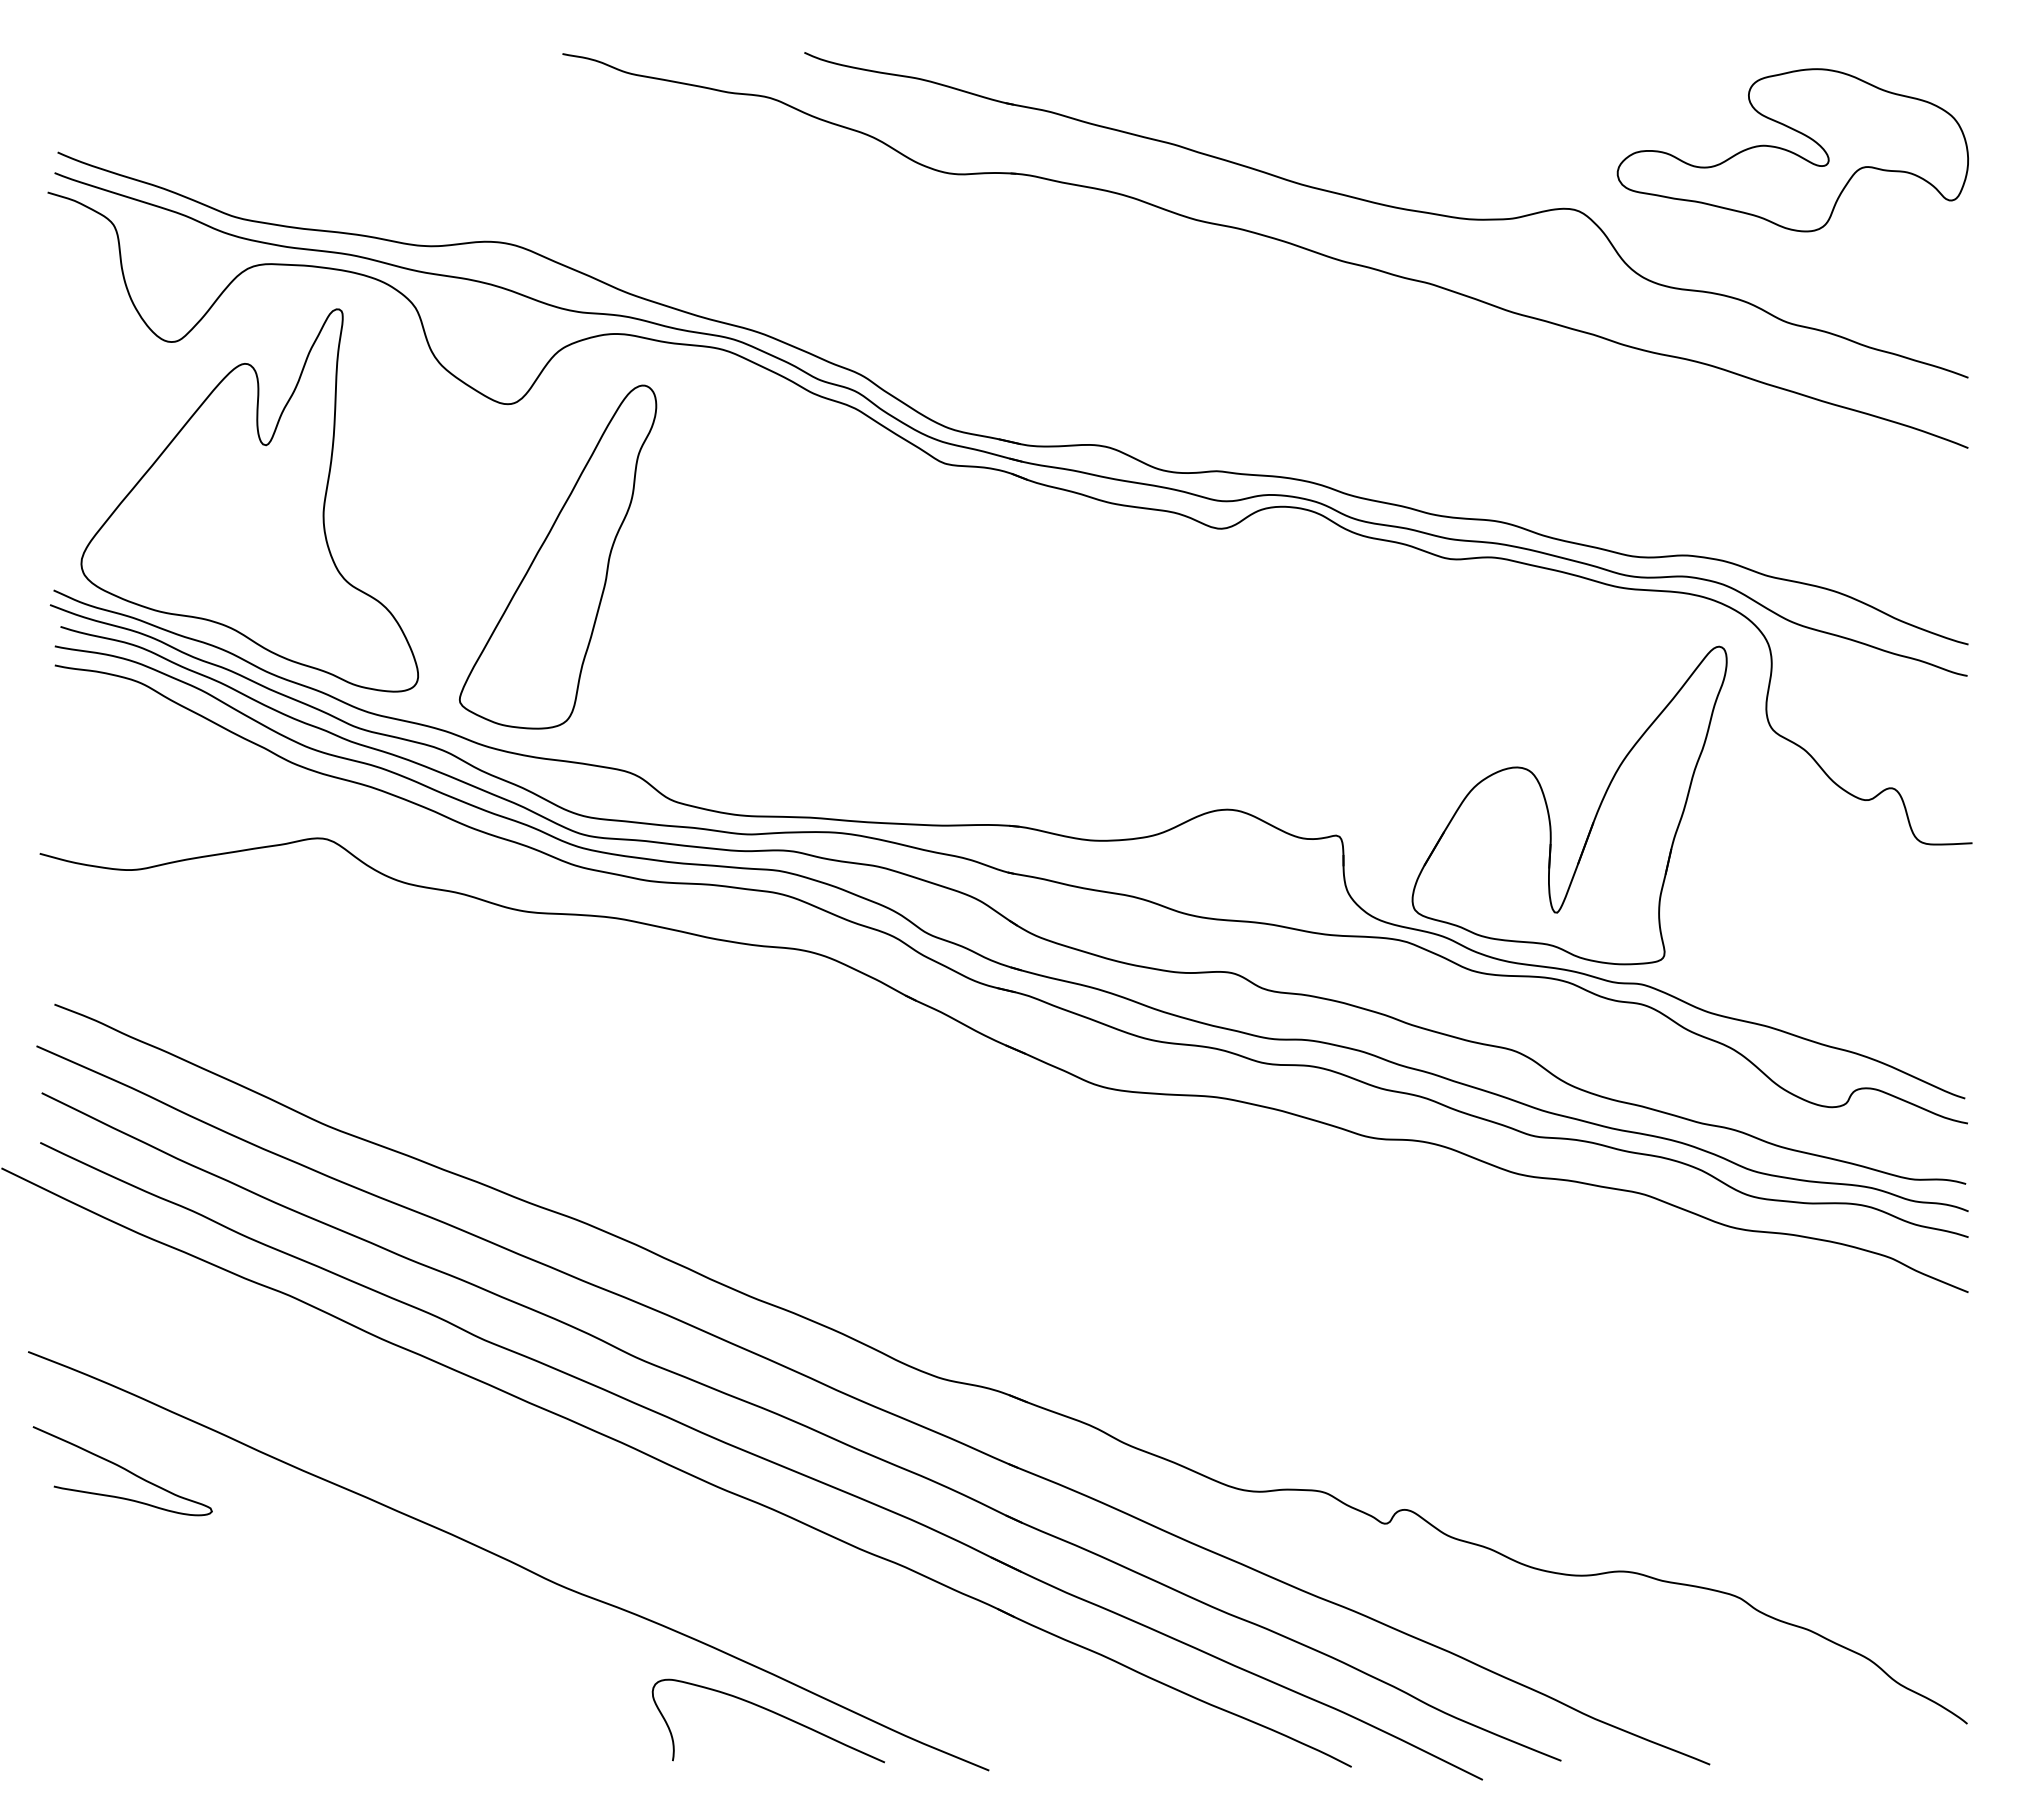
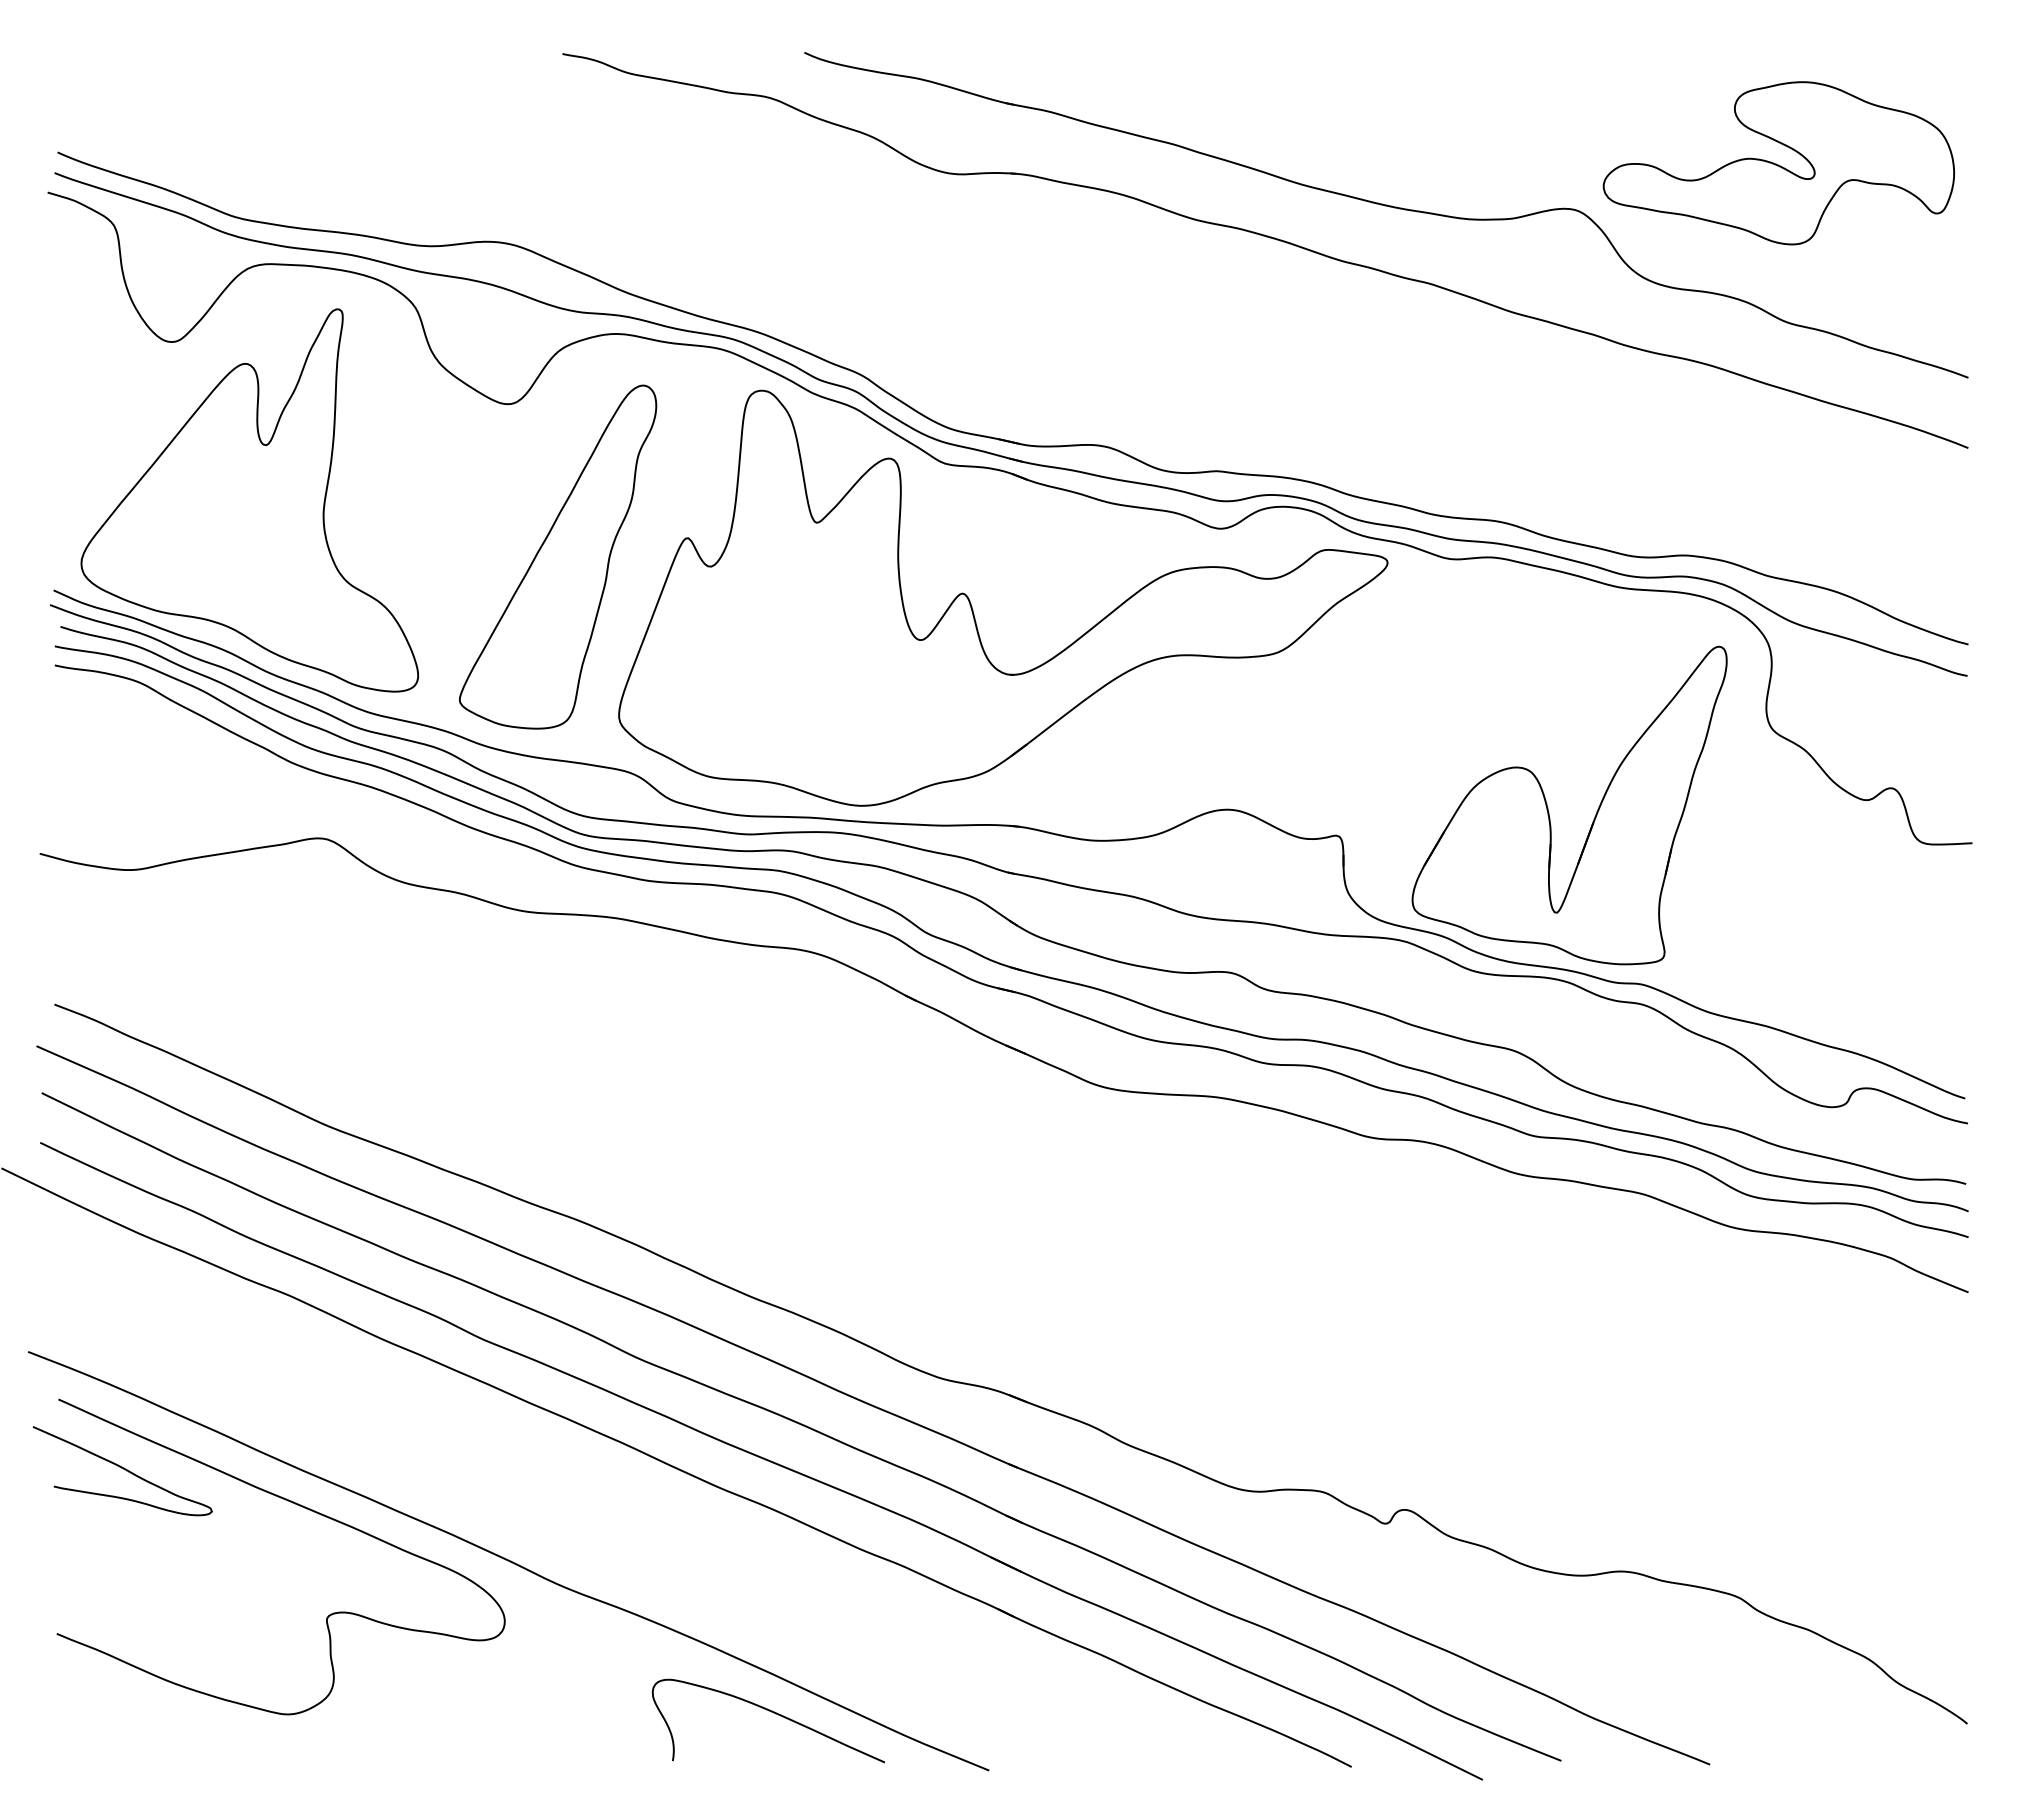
part position: (1792, 150) -> (1778, 163) (1778, 163)
part: none -> present (972, 606)
curve: none -> present (299, 1506)
